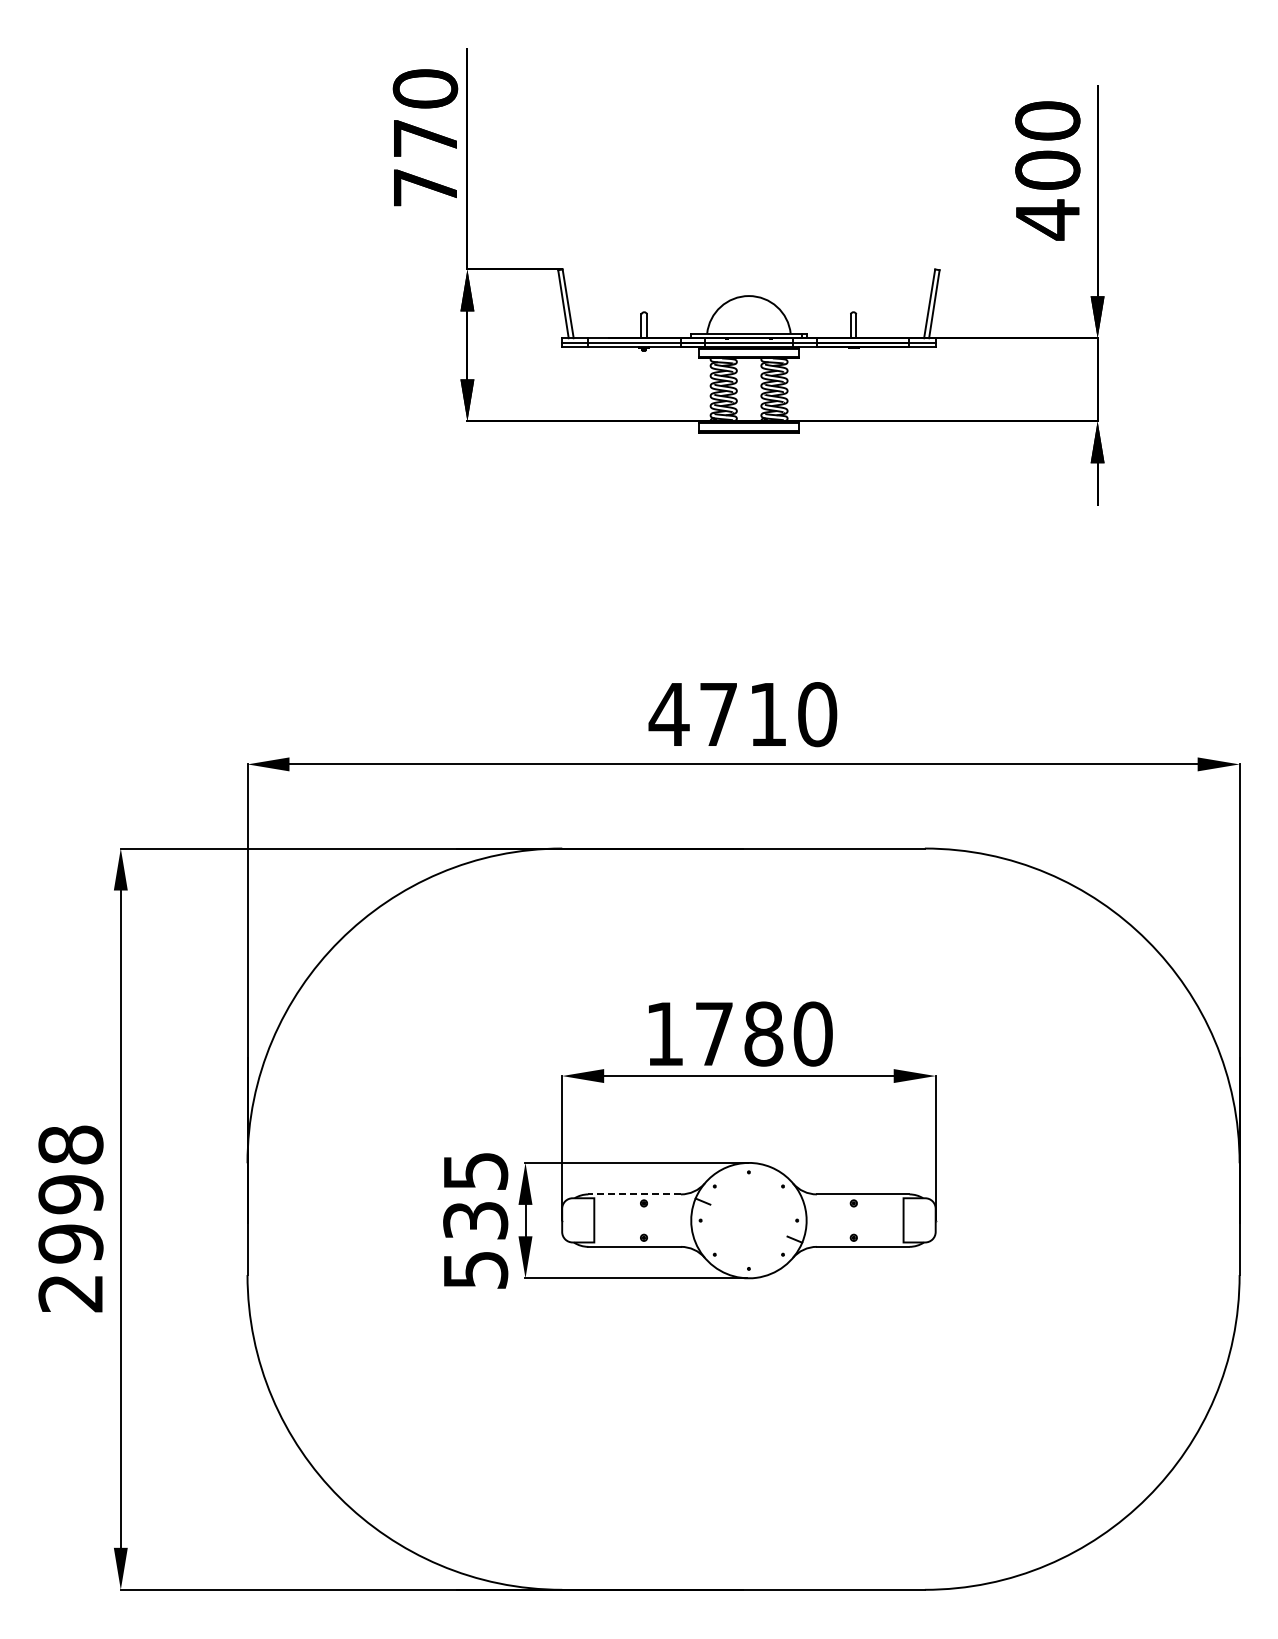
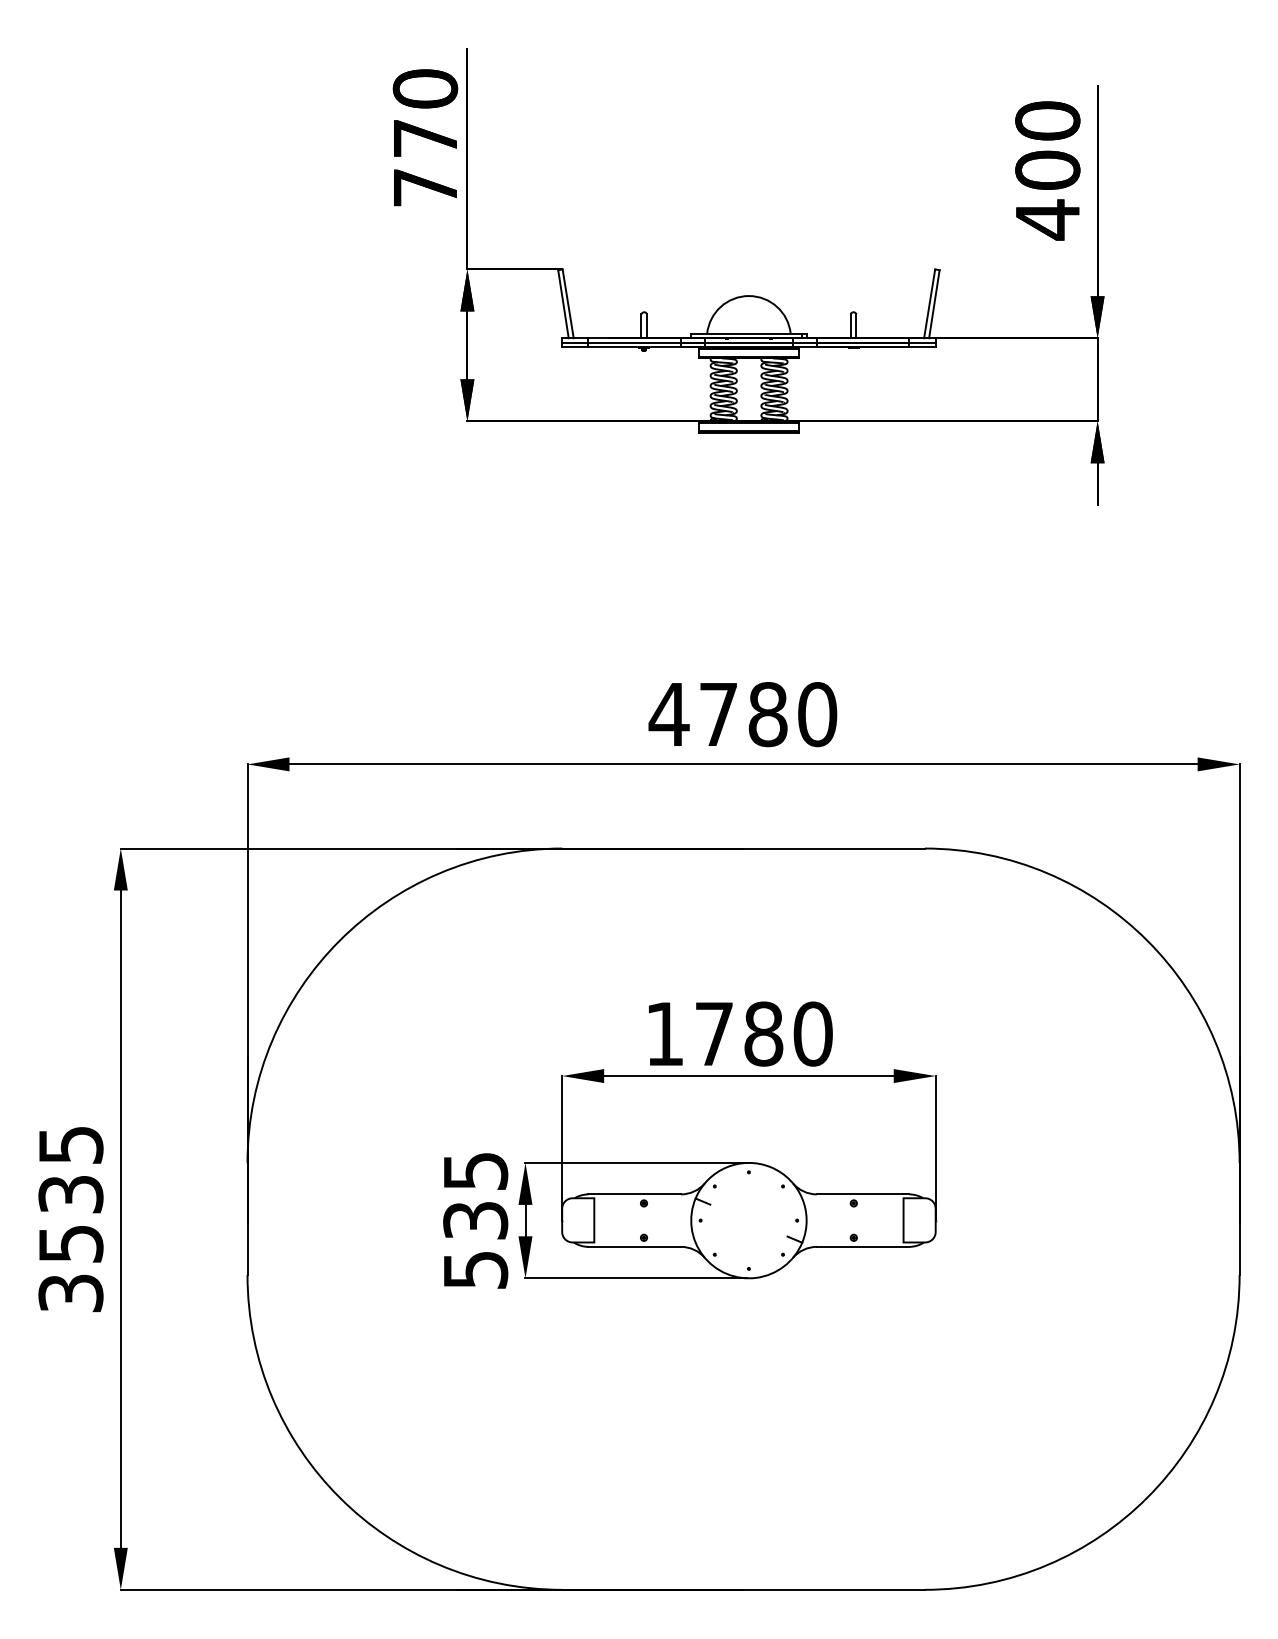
text: 4710 -> 4780 (767, 714)
line: dashed -> solid (634, 1194)
text: 2998 -> 3535 (70, 1218)
